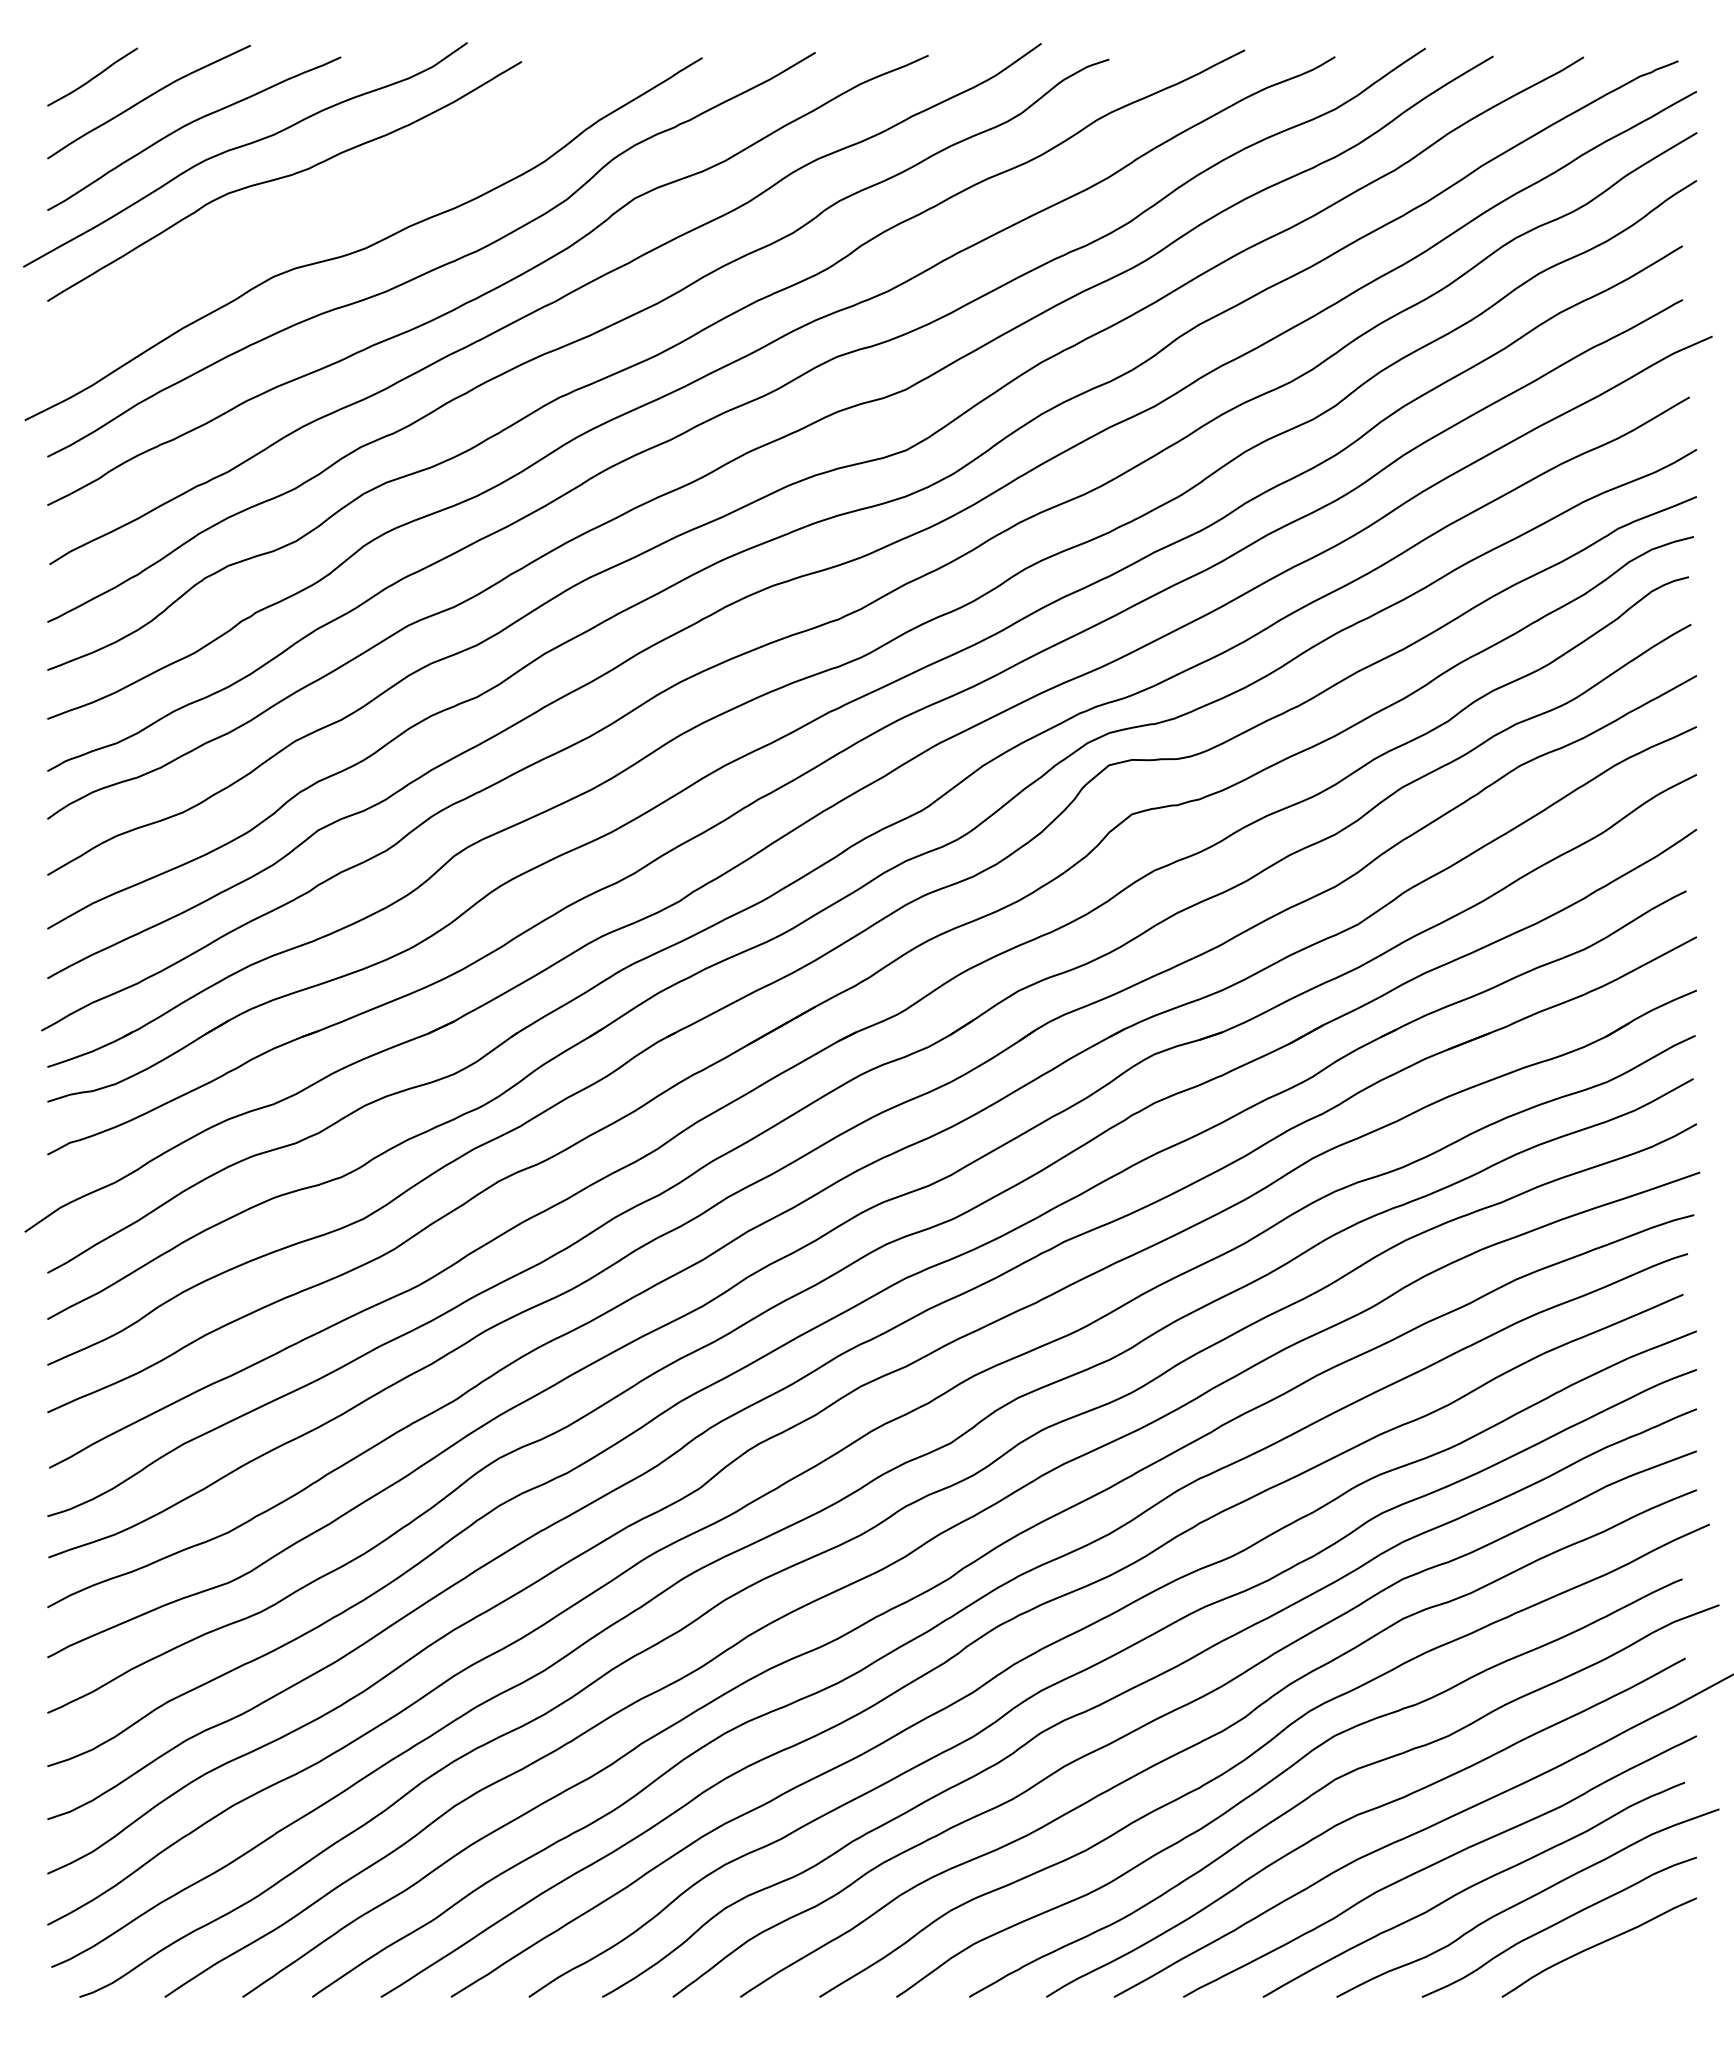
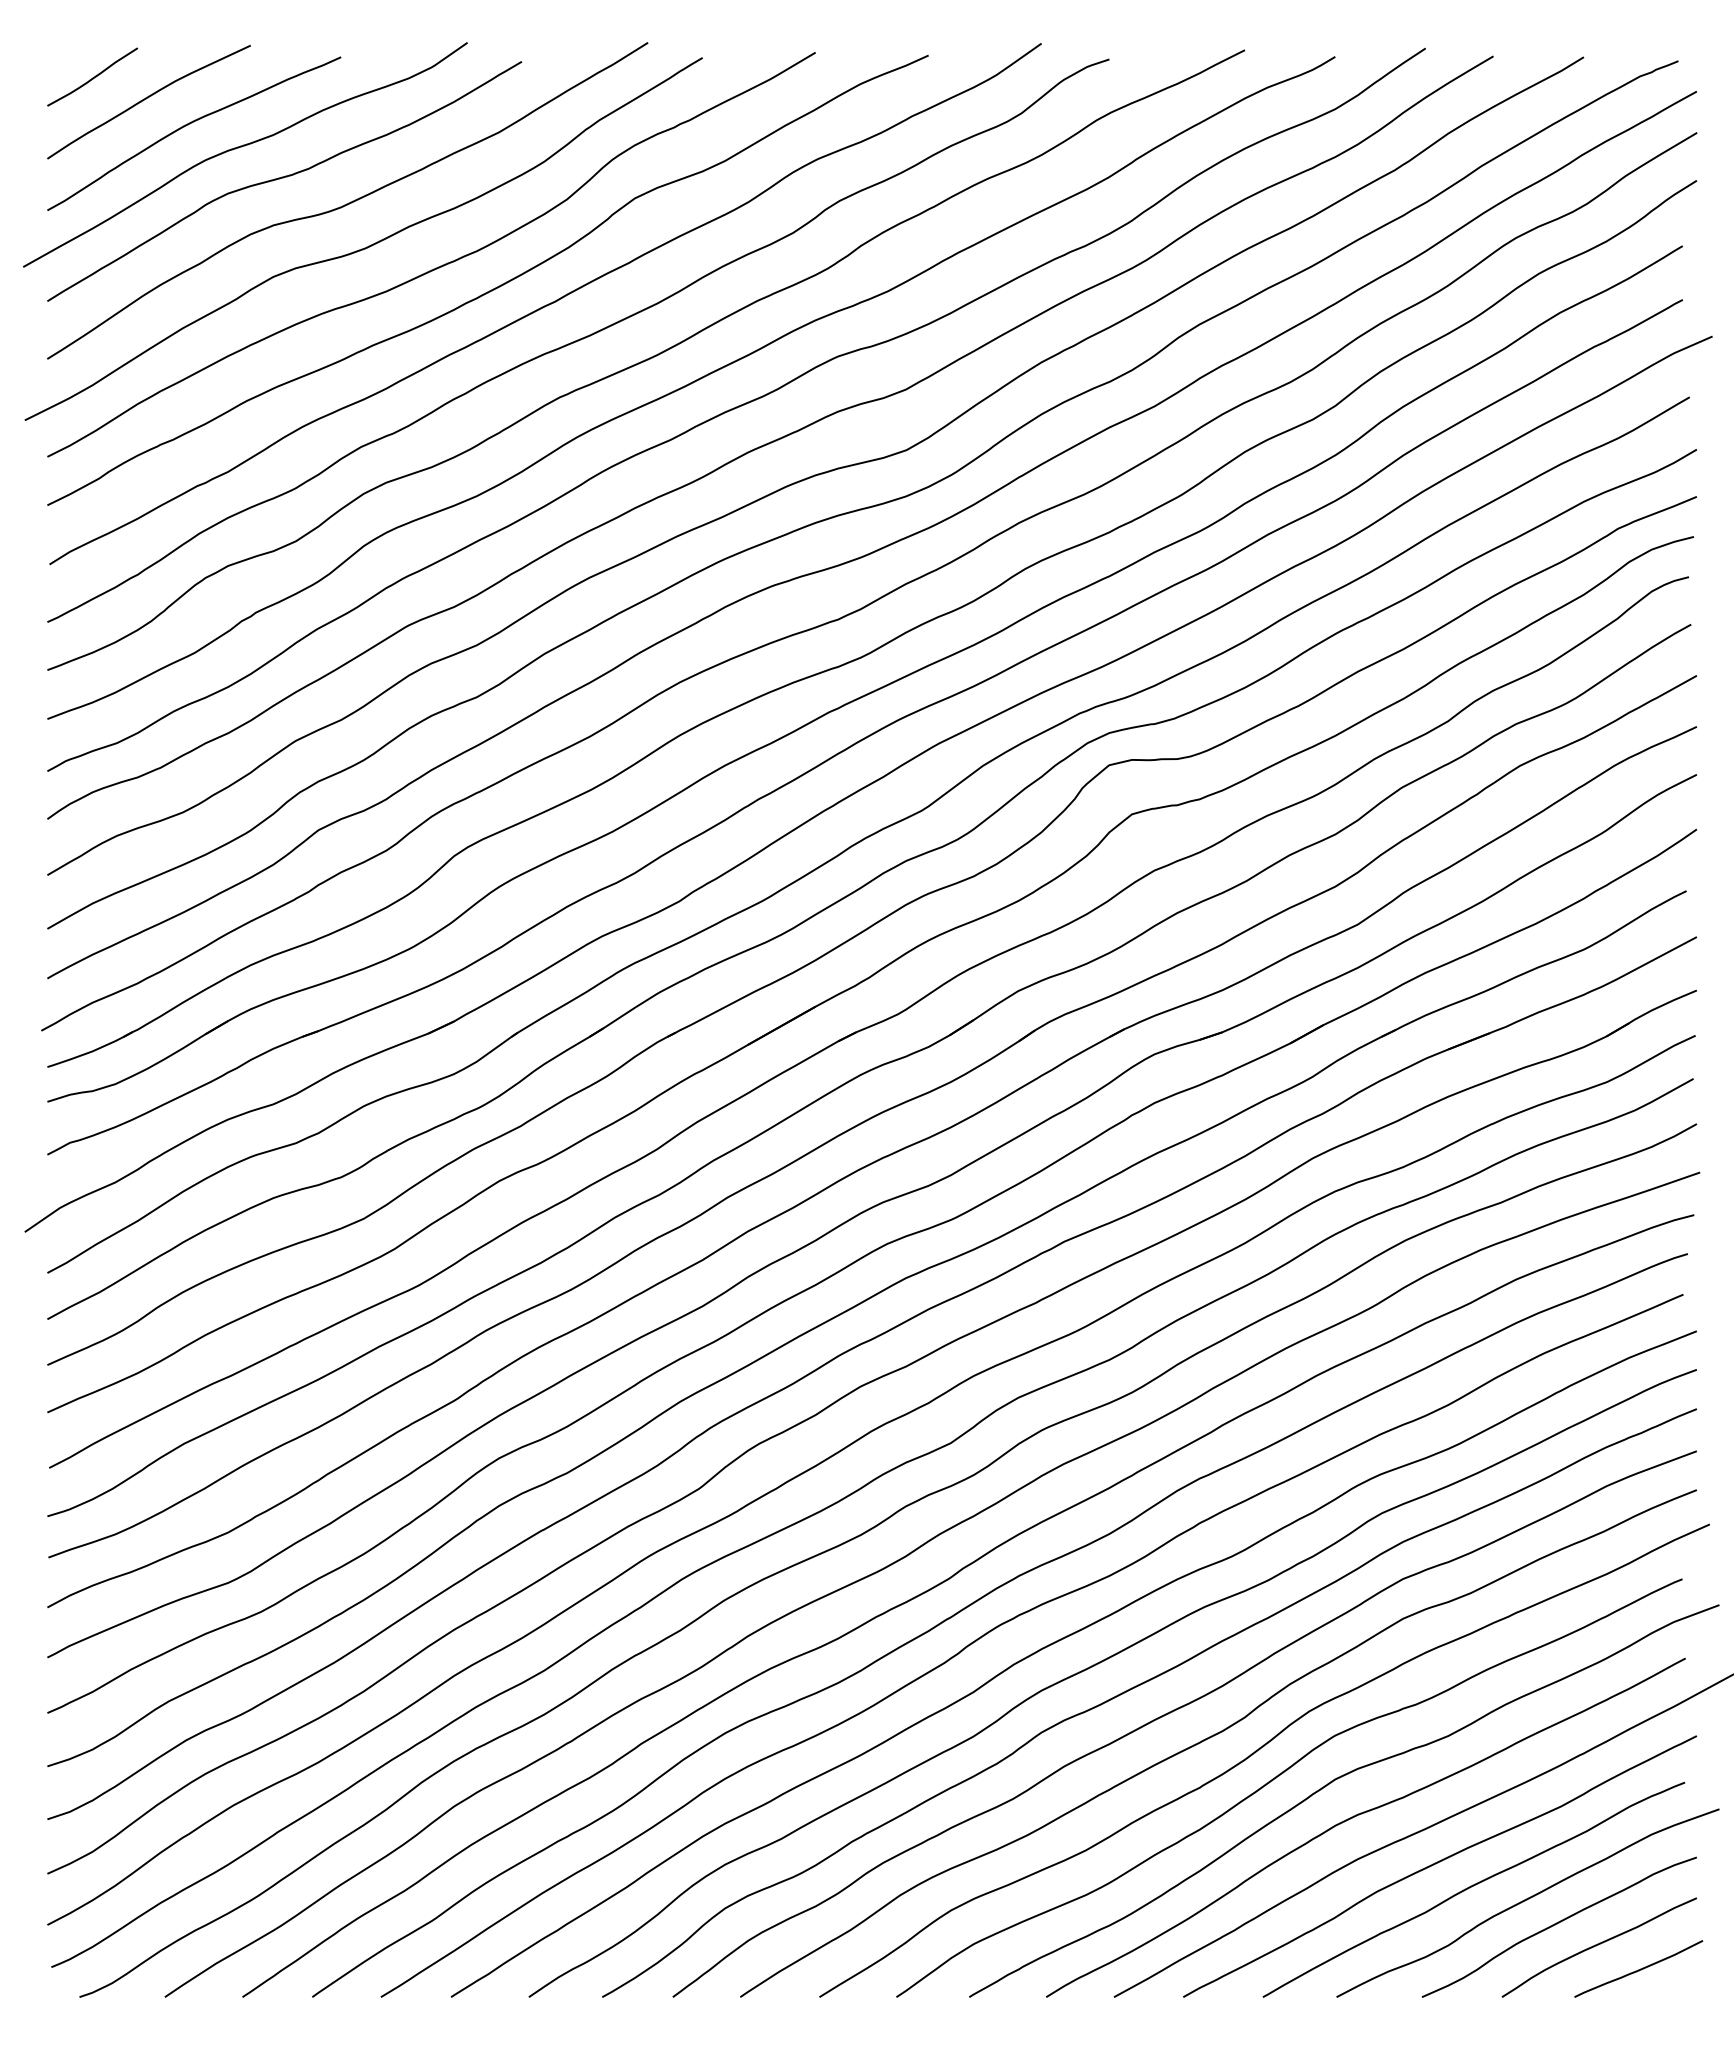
curve: none -> present (348, 202)
curve: none -> present (1638, 1969)
